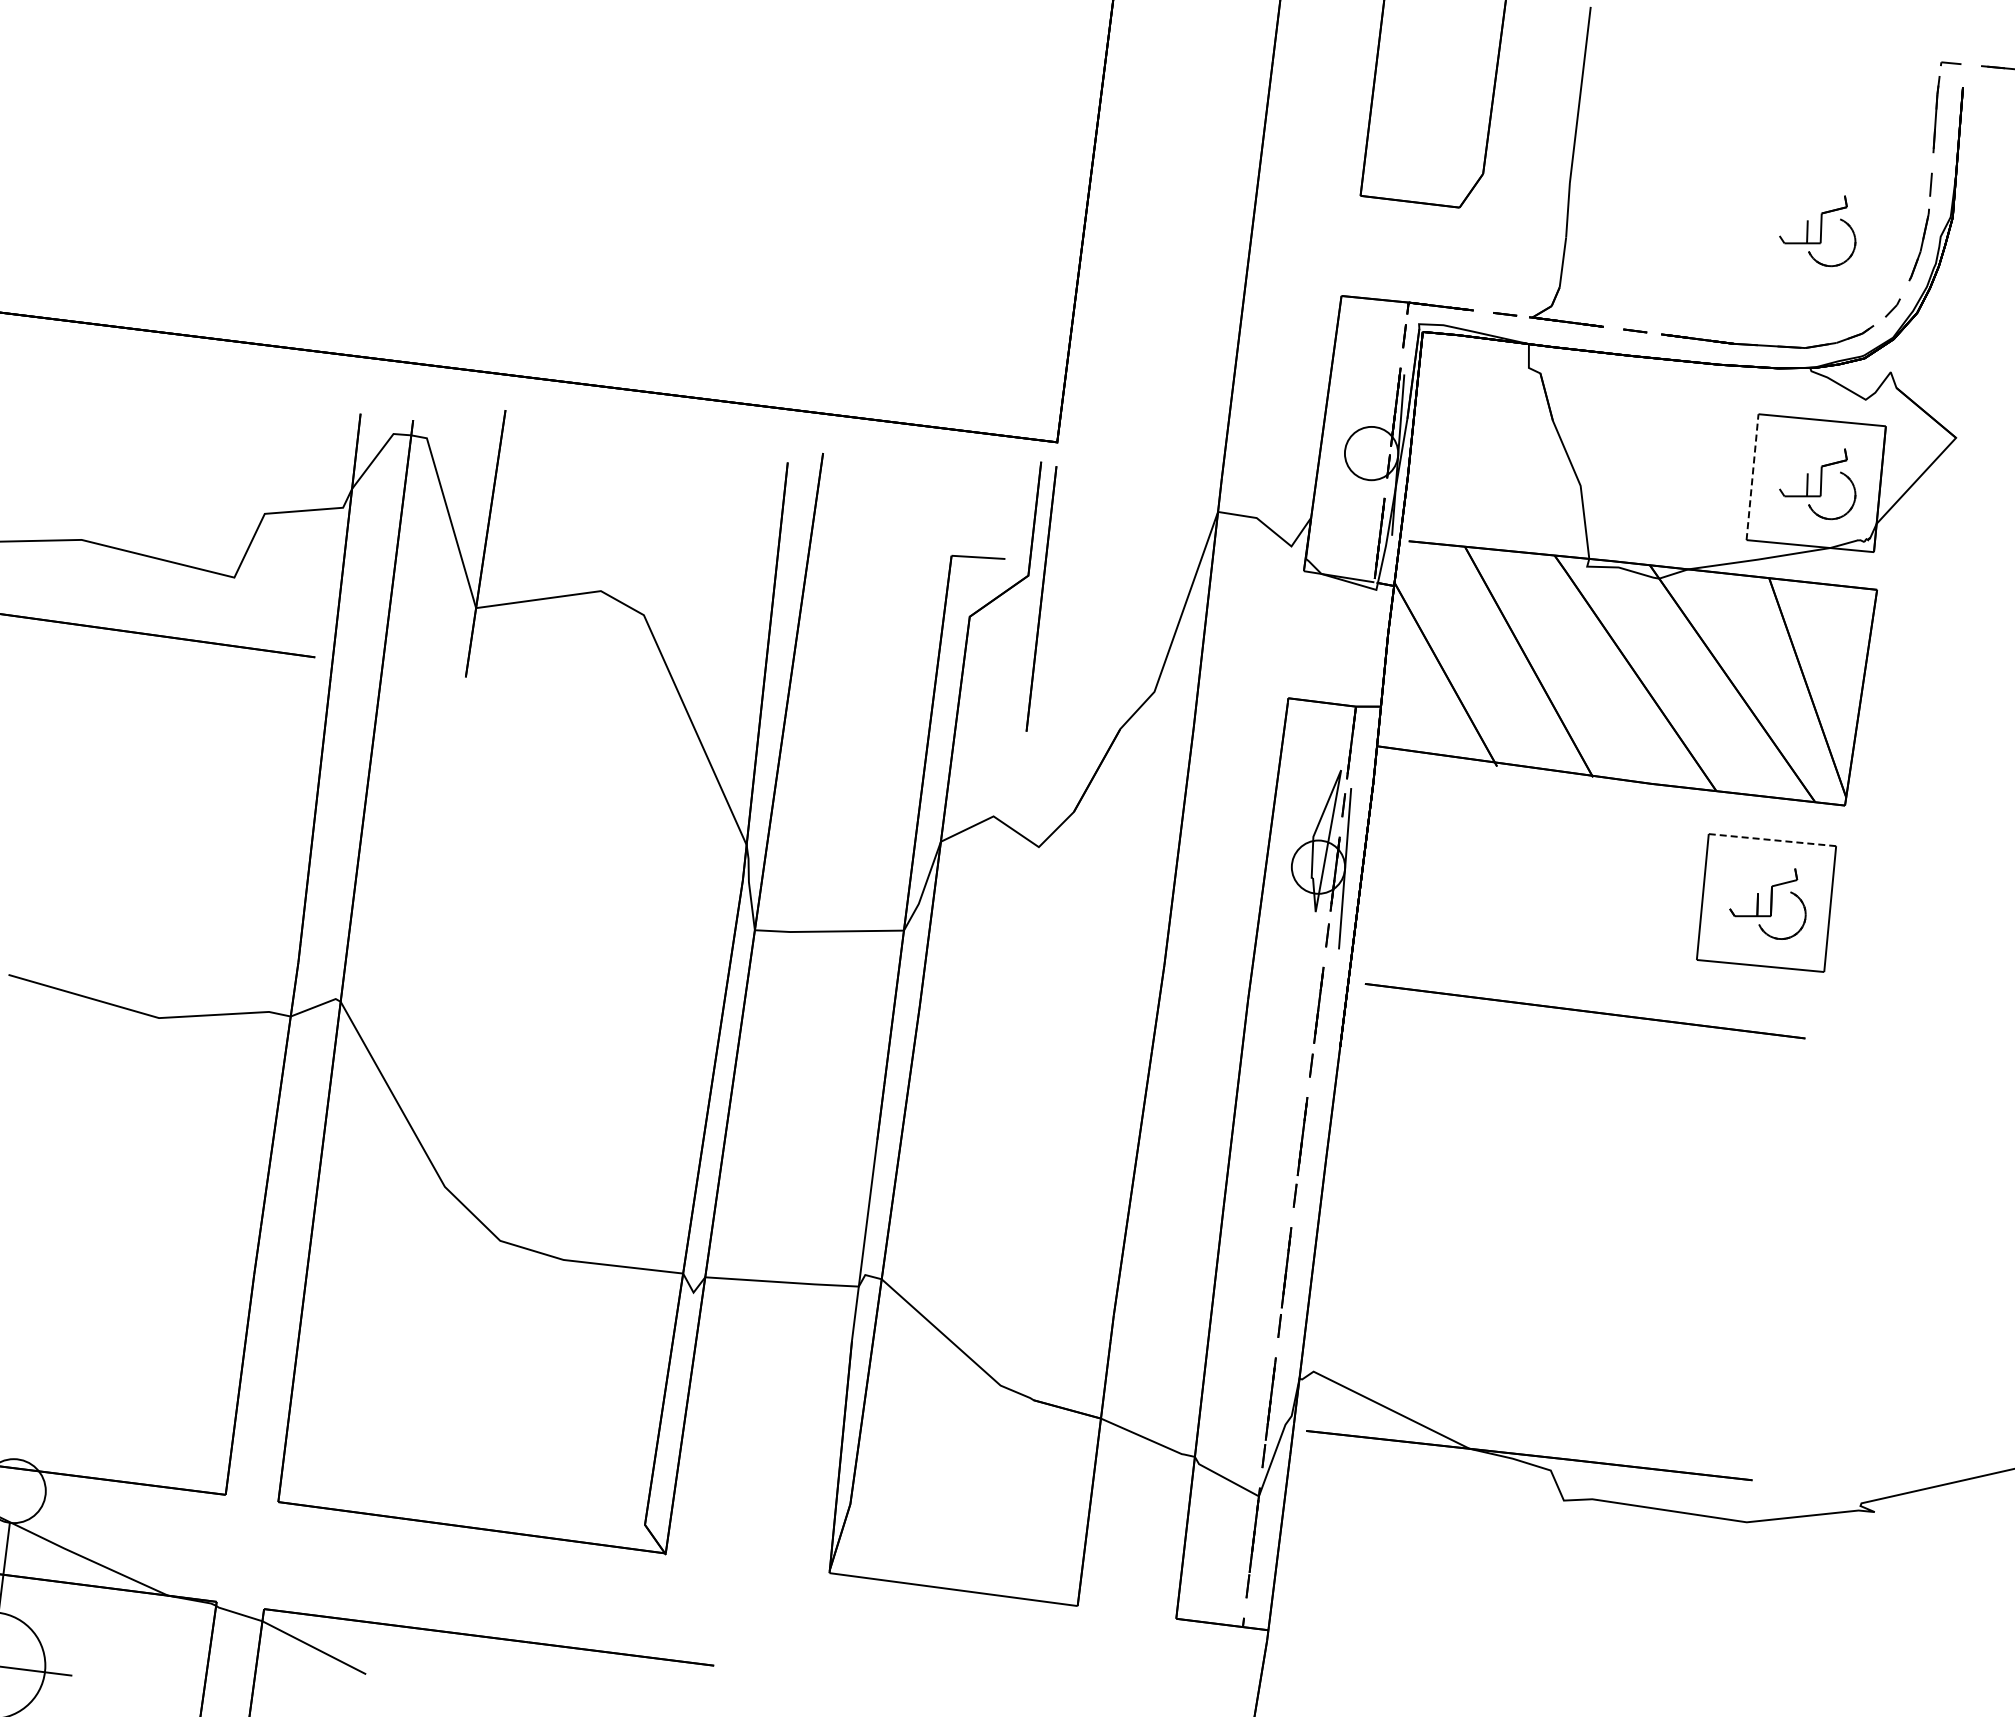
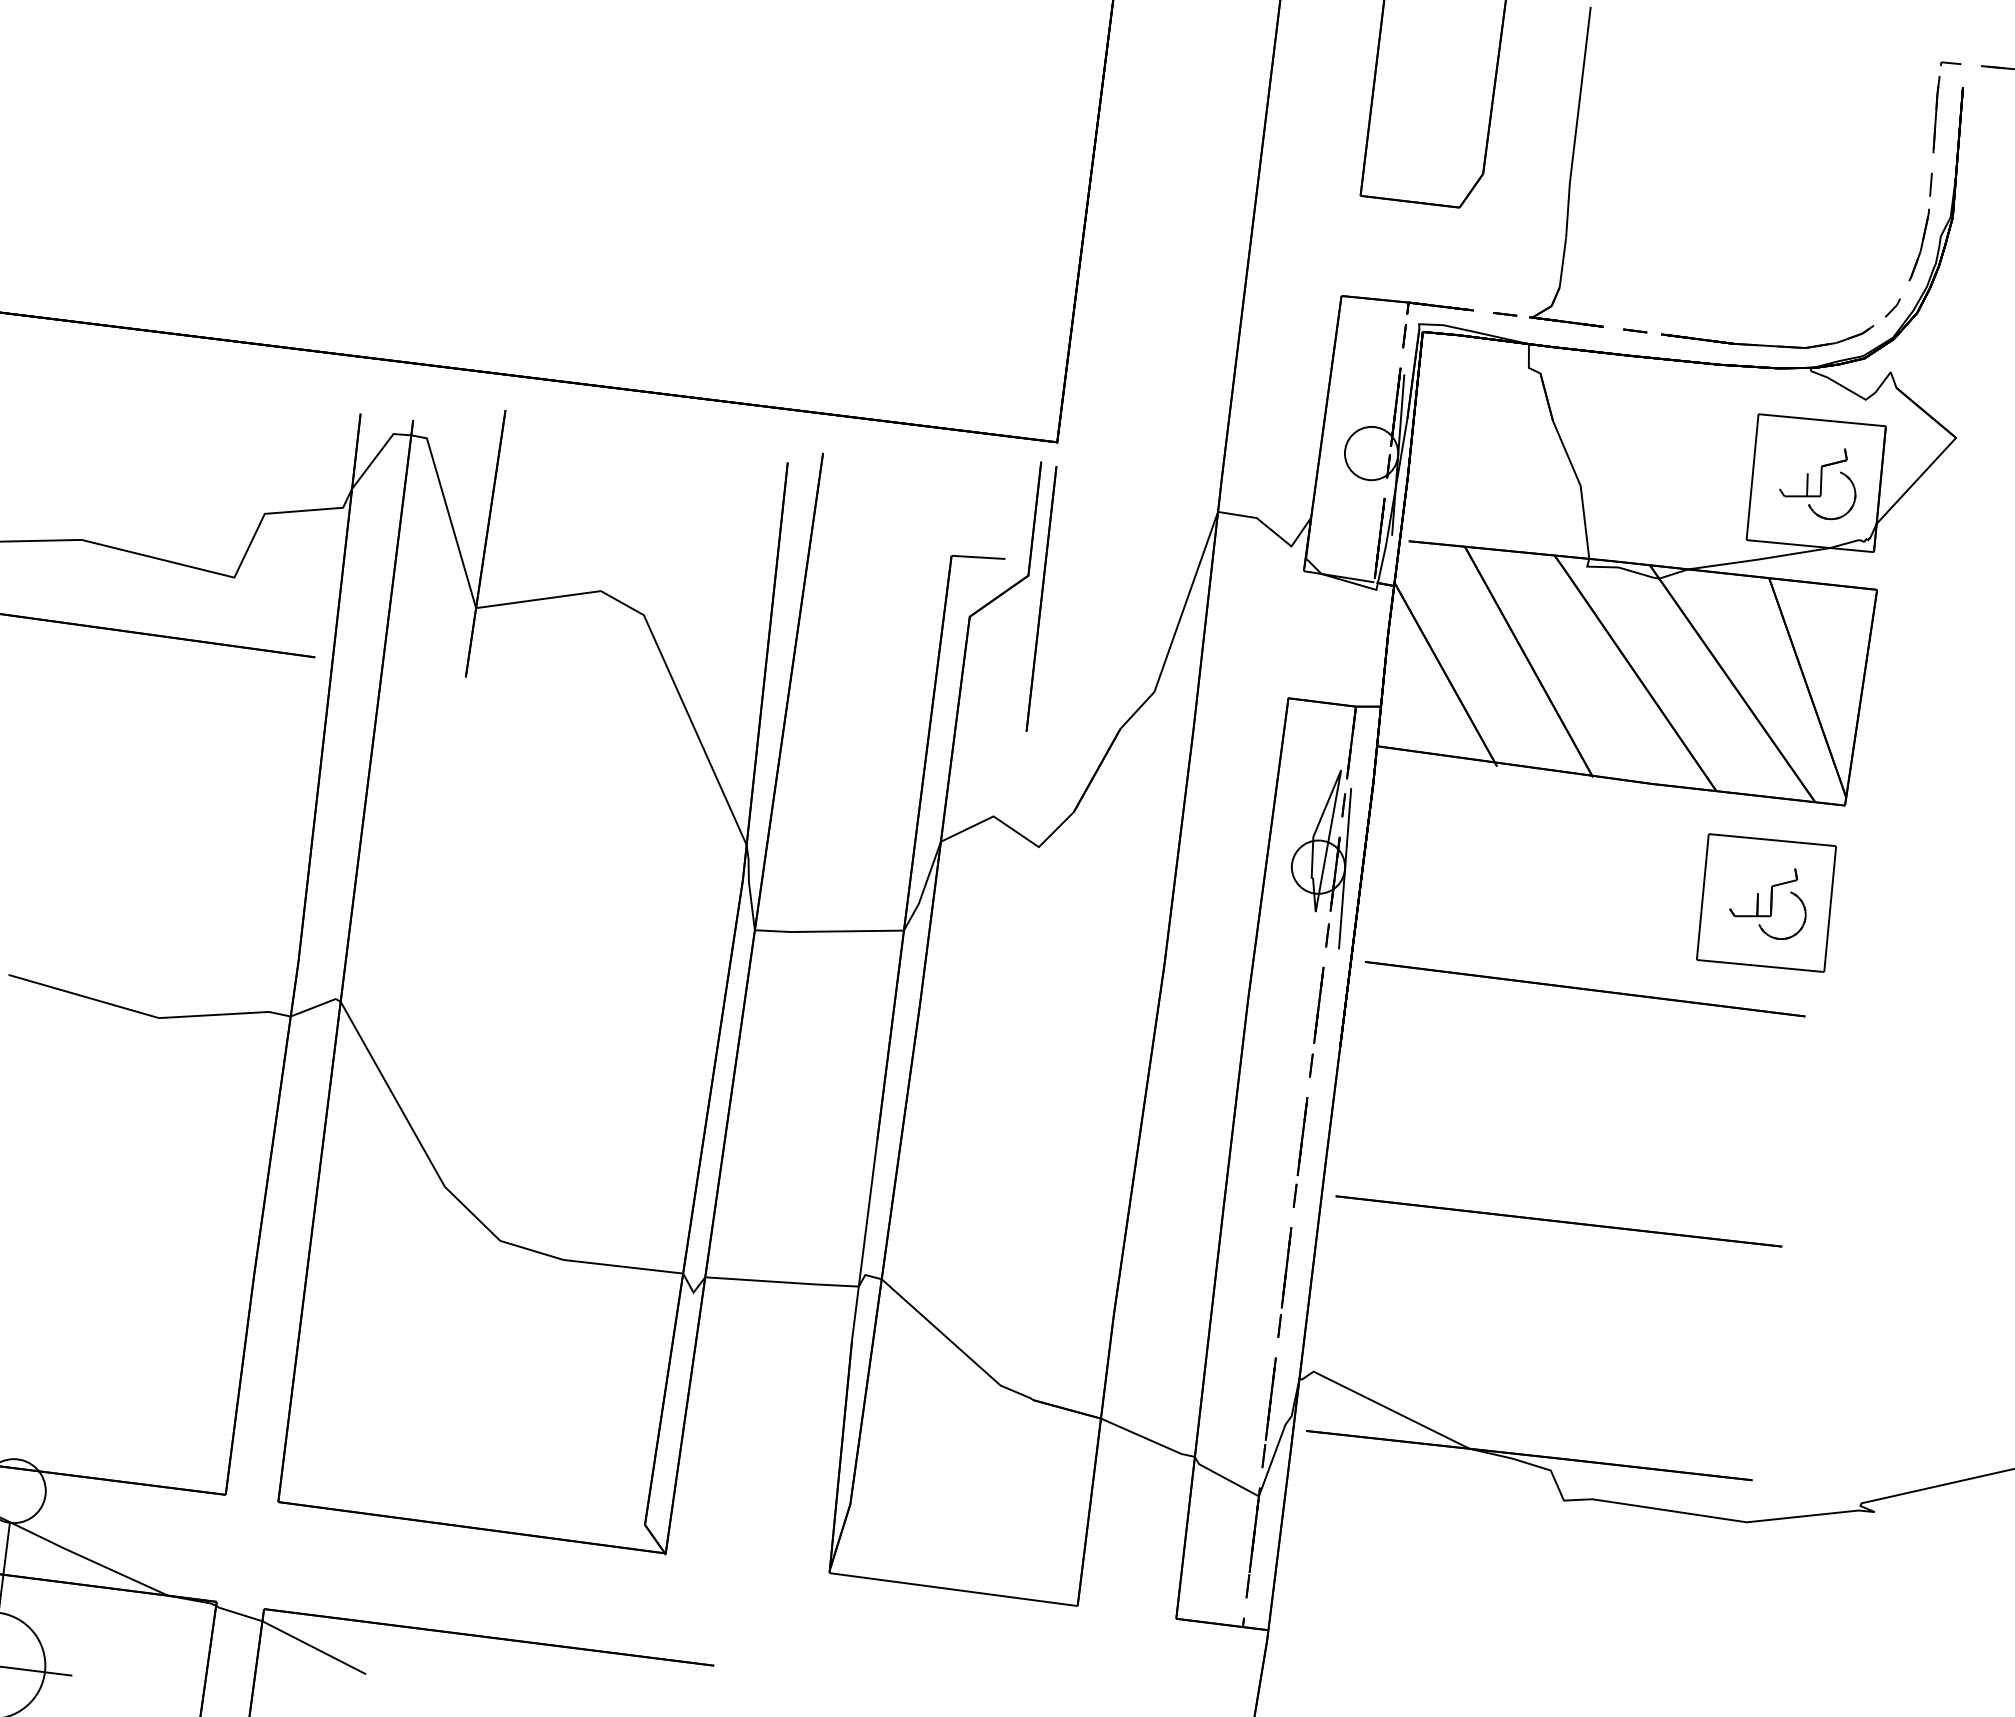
part: present -> none (1817, 231)
line: dashed -> solid (1752, 476)
line: dashed -> solid (1772, 840)
line position: (1584, 1011) -> (1584, 989) (1584, 989)
line: none -> present (1558, 1221)
